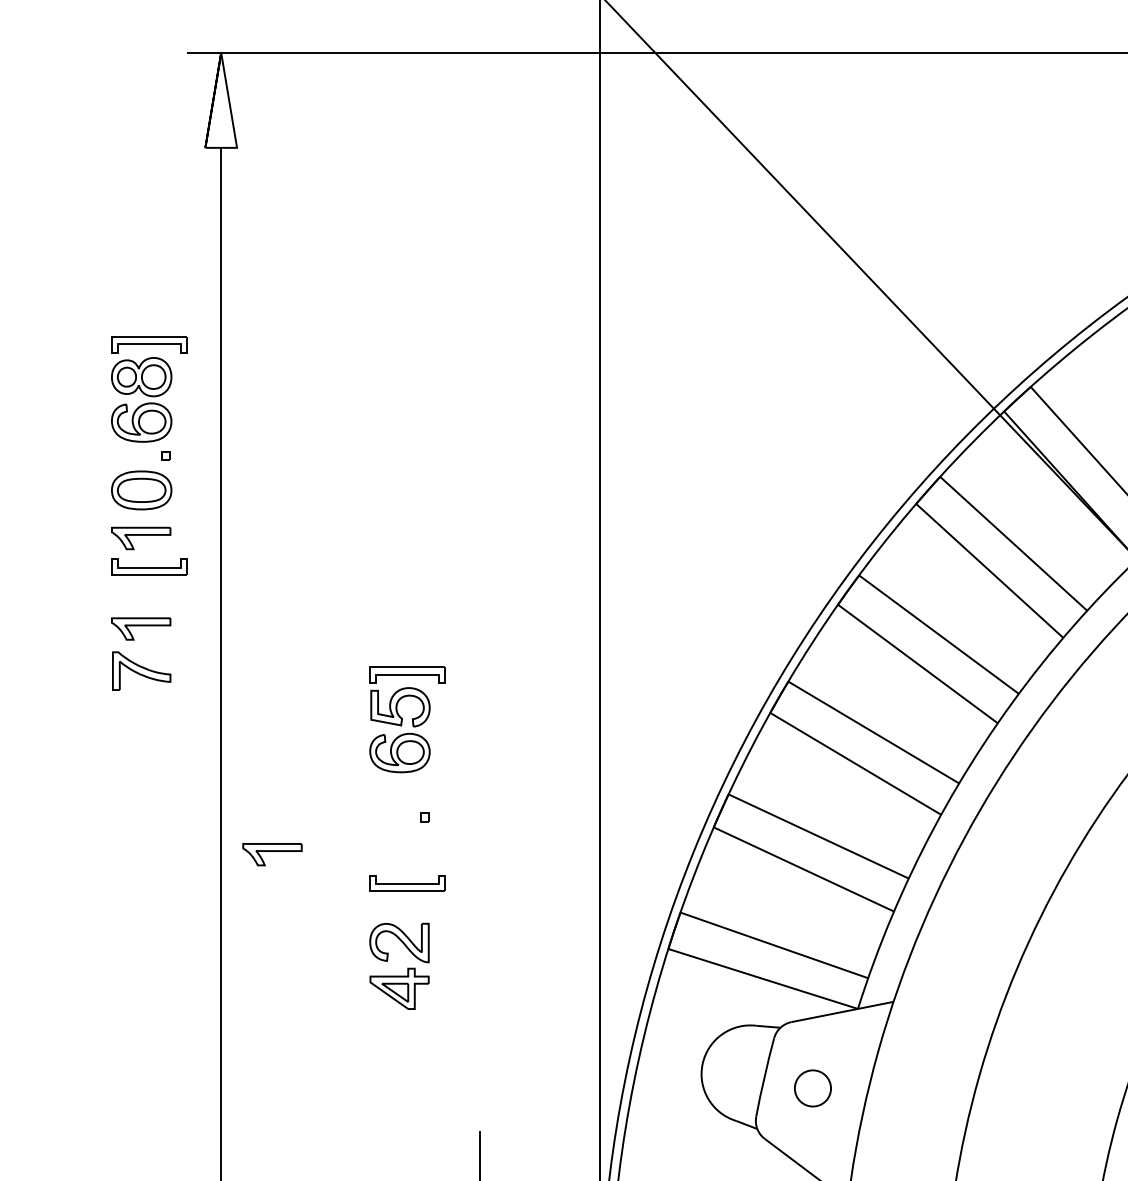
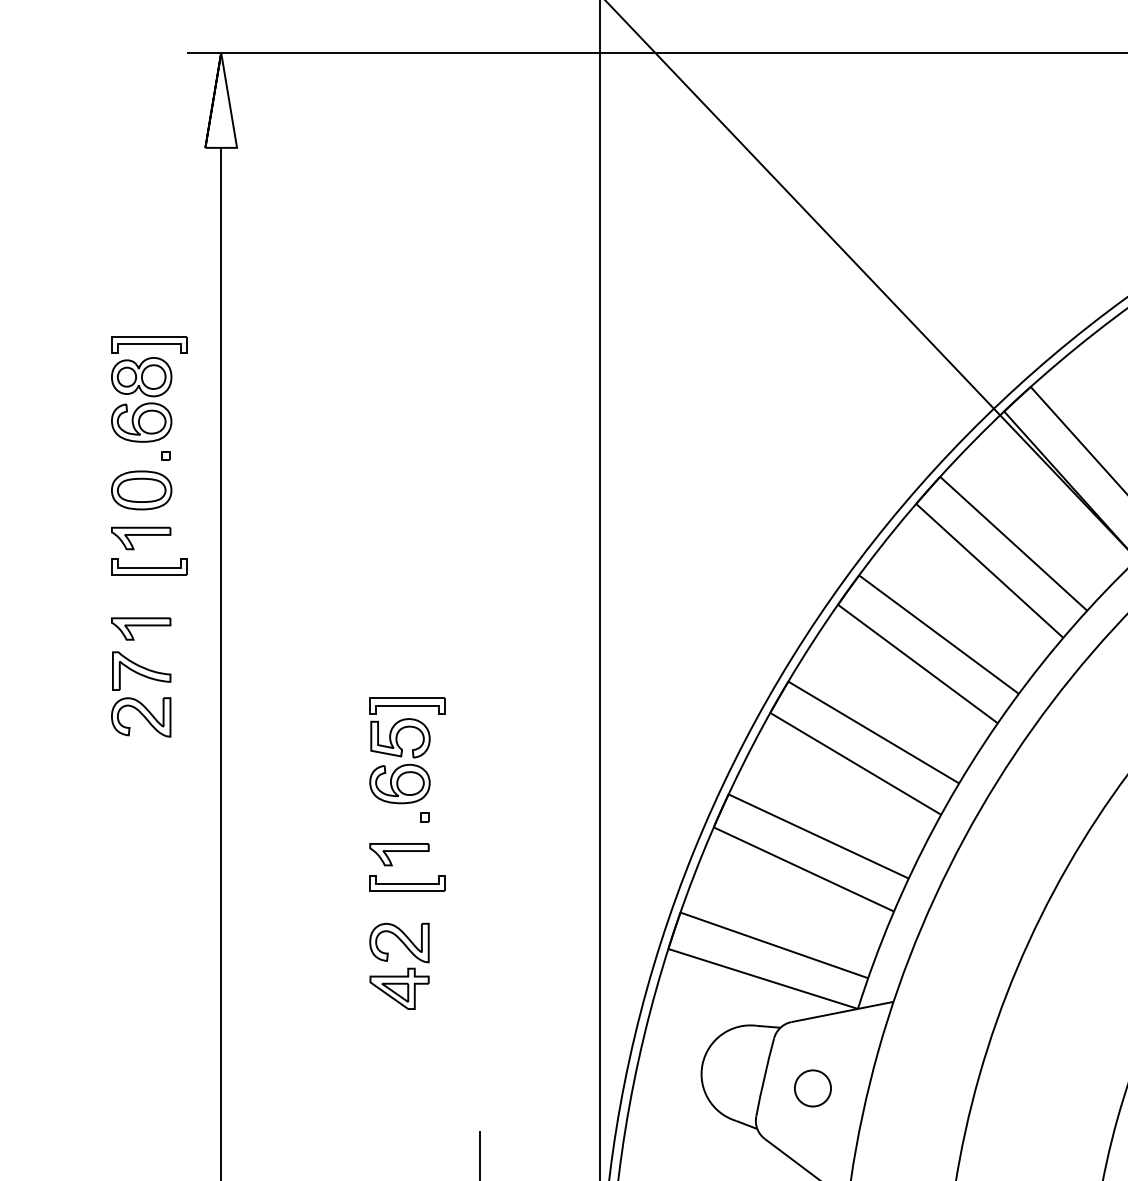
part: none -> present (141, 717)
part position: (407, 719) -> (407, 750) (407, 750)
part position: (272, 854) -> (399, 854) (399, 854)
